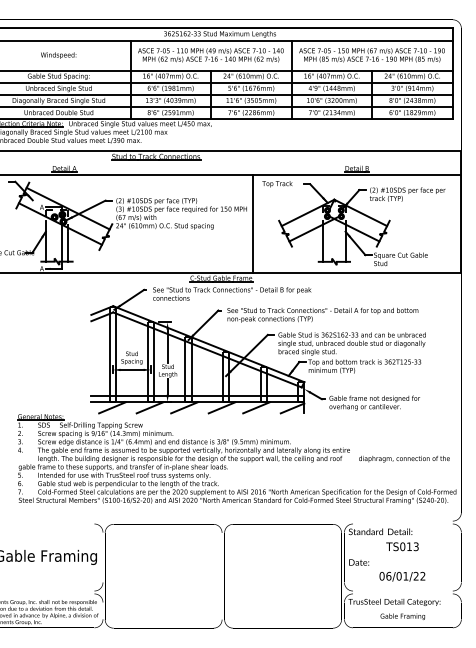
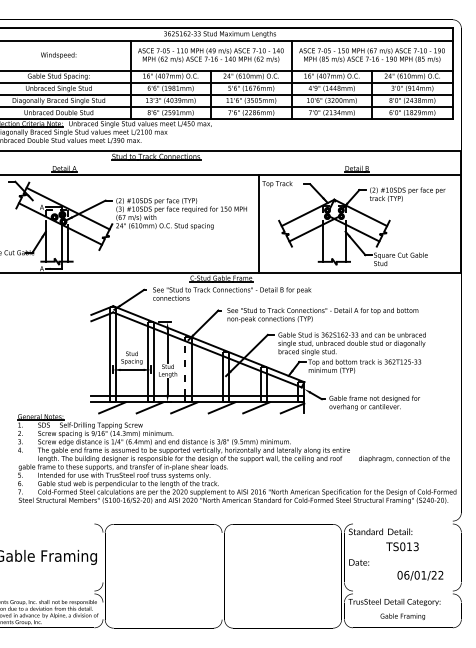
line position: (253, 223) -> (259, 223) (259, 223)
line: solid -> dashed (185, 368)
text position: (402, 576) -> (420, 575) (420, 575)
